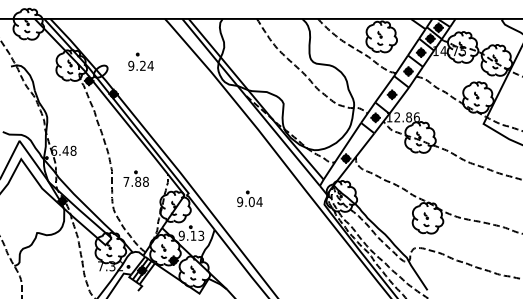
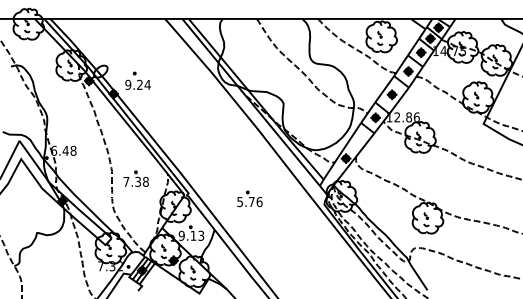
part position: (140, 61) -> (137, 80) (137, 80)
text: 7.88 -> 7.38 (138, 181)
text: 9.04 -> 5.76 (249, 202)
